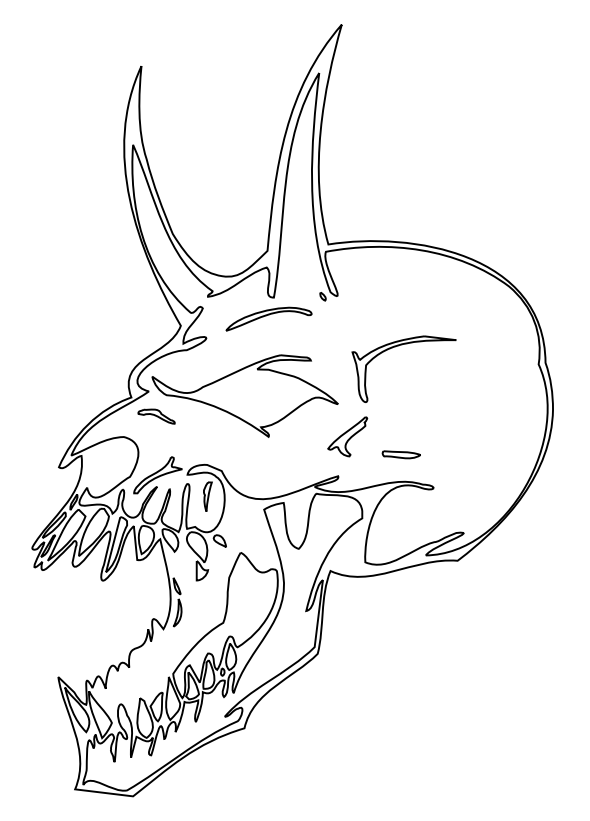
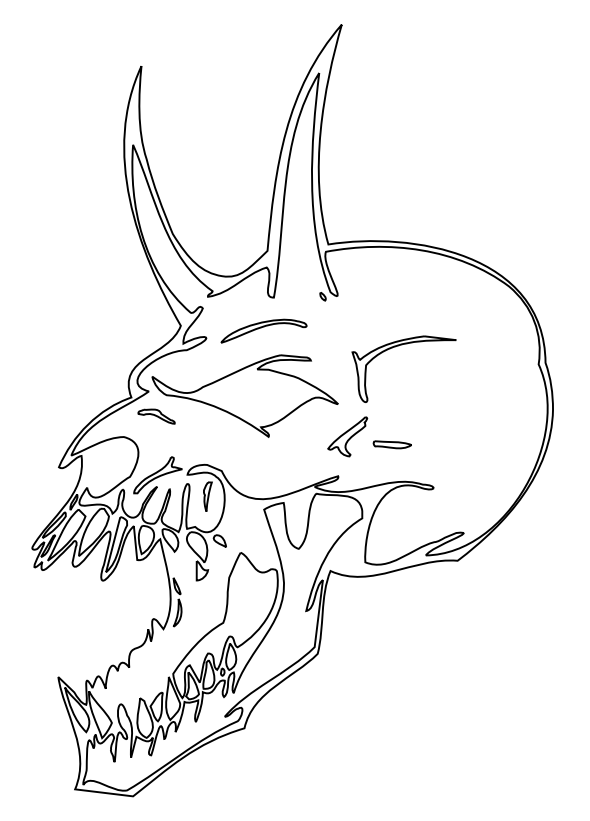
part position: (268, 318) -> (263, 330) (263, 330)
part position: (400, 454) -> (391, 444) (391, 444)
